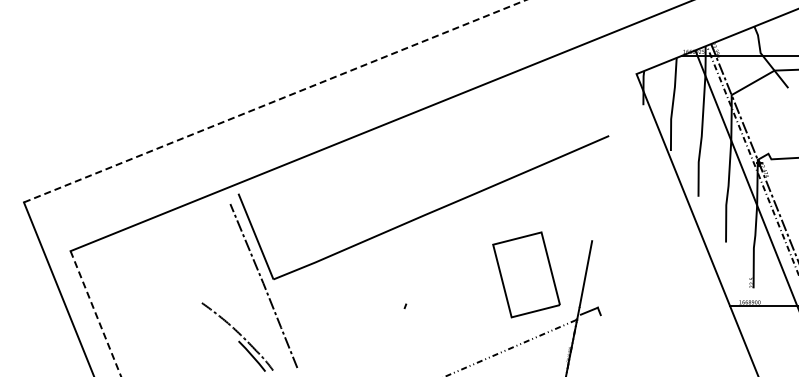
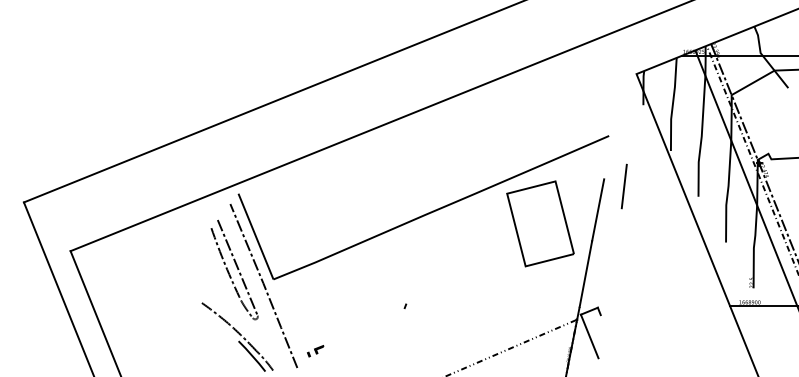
line: dashed -> solid (275, 101)
line: none -> present (623, 186)
line: none -> present (598, 210)
part: none -> present (234, 269)
part position: (526, 274) -> (540, 223) (540, 223)
line: dashed -> solid (96, 314)
line: none -> present (589, 336)
part: none -> present (315, 351)
